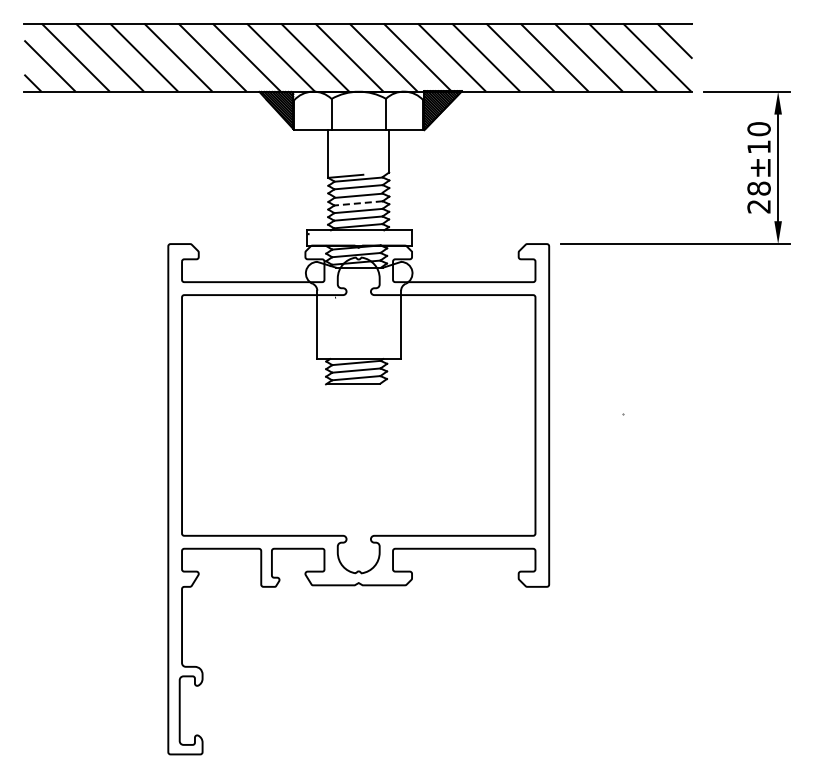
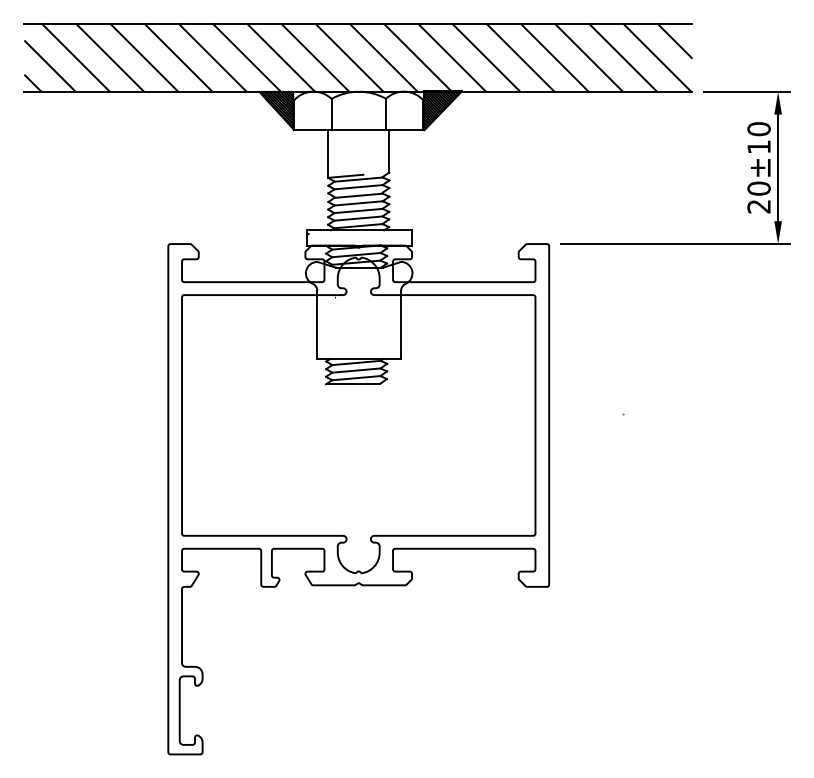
text: 28±10 -> 20±10 (758, 188)
line: dashed -> solid (358, 203)
